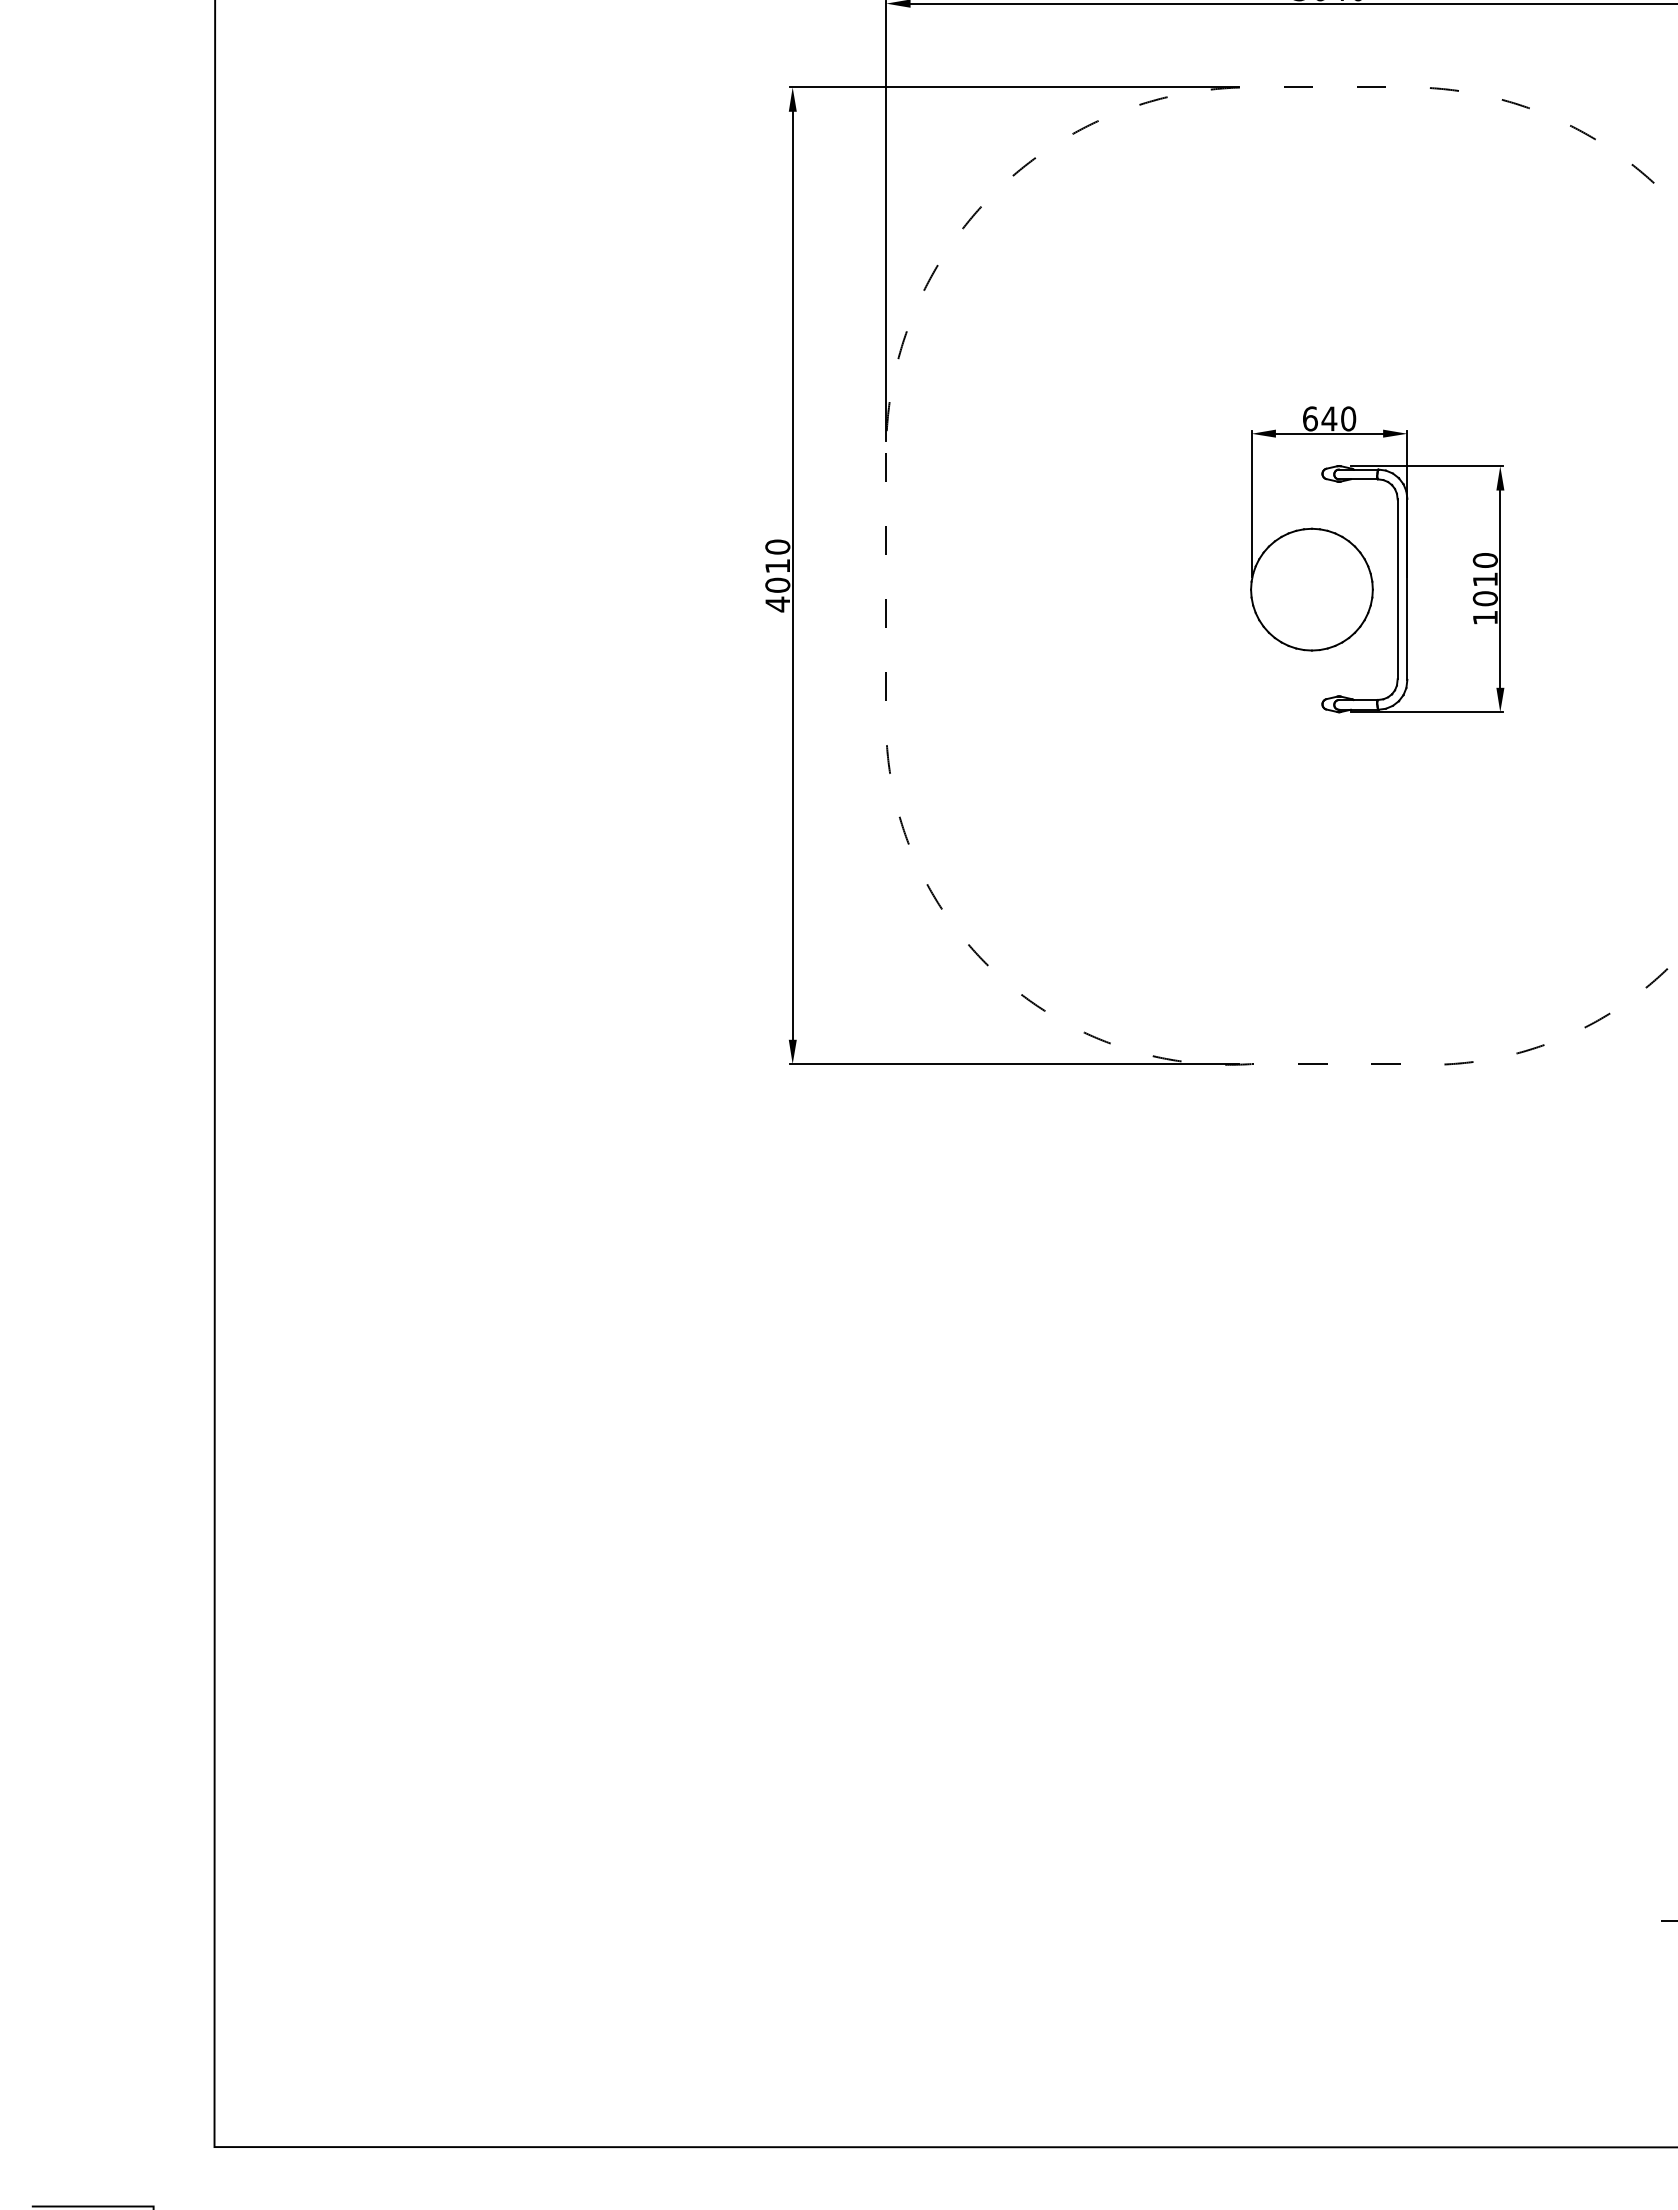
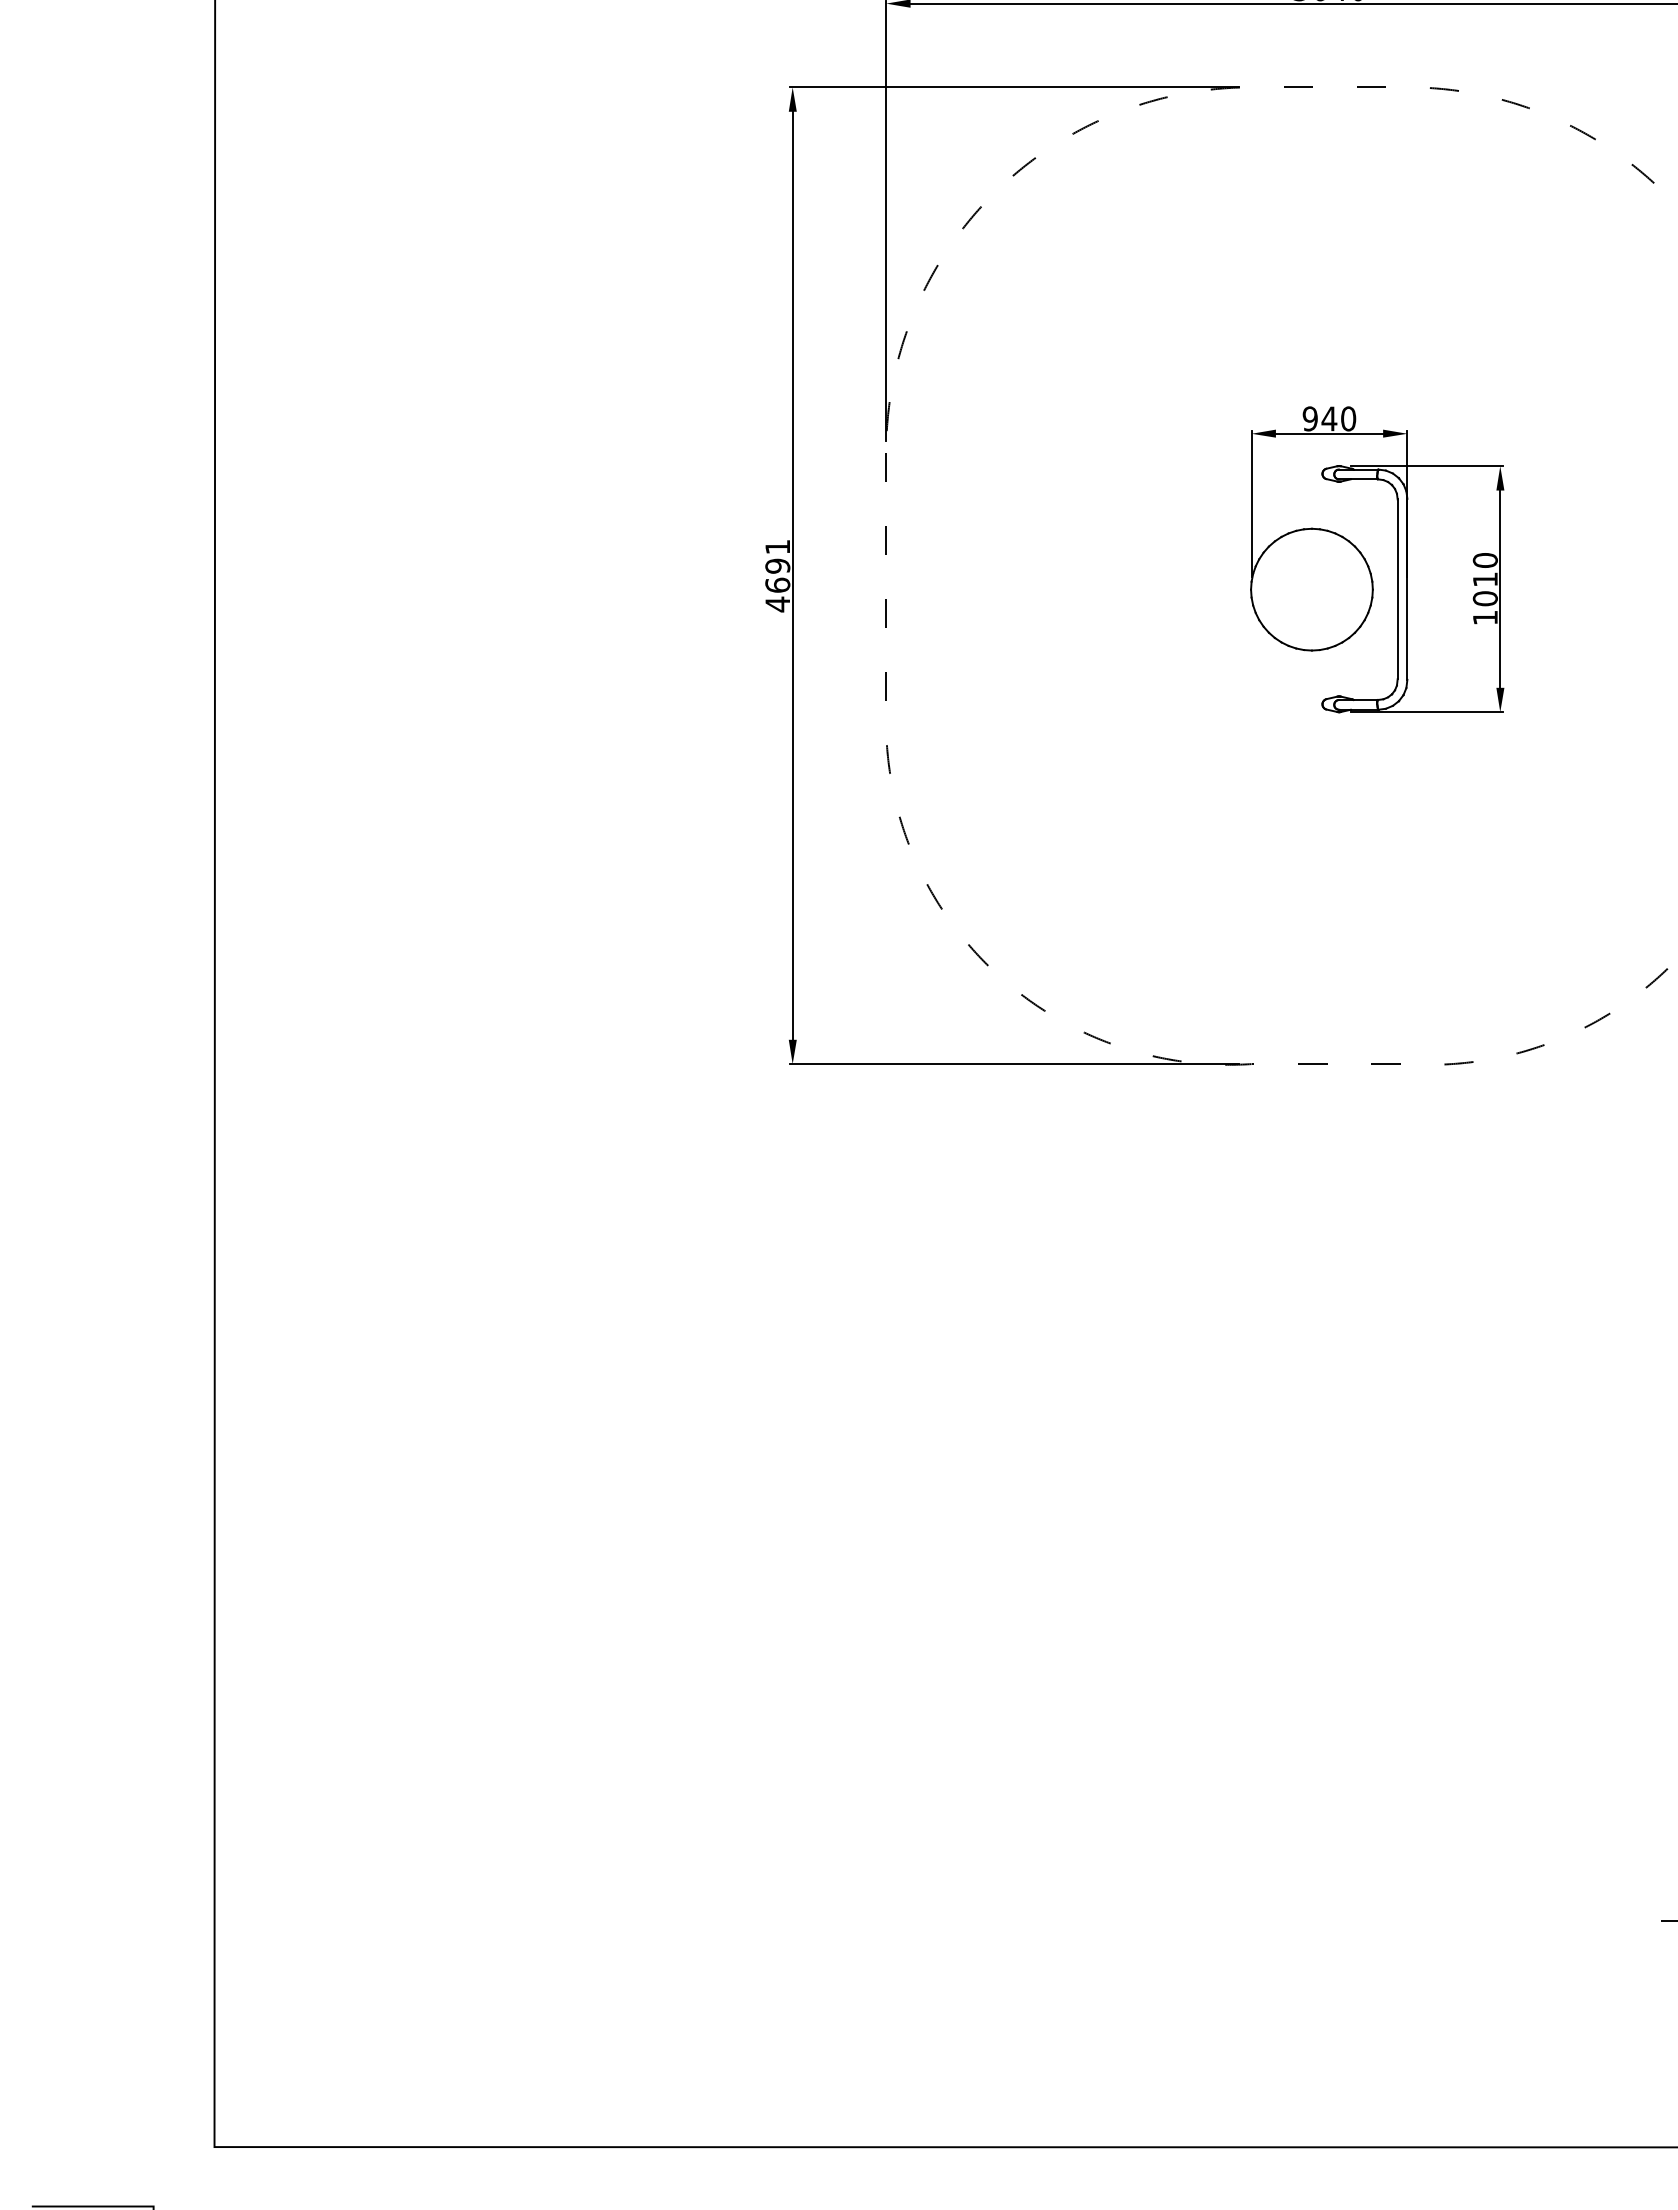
text: 640 -> 940 (1309, 418)
text: 4010 -> 4691 (777, 565)
